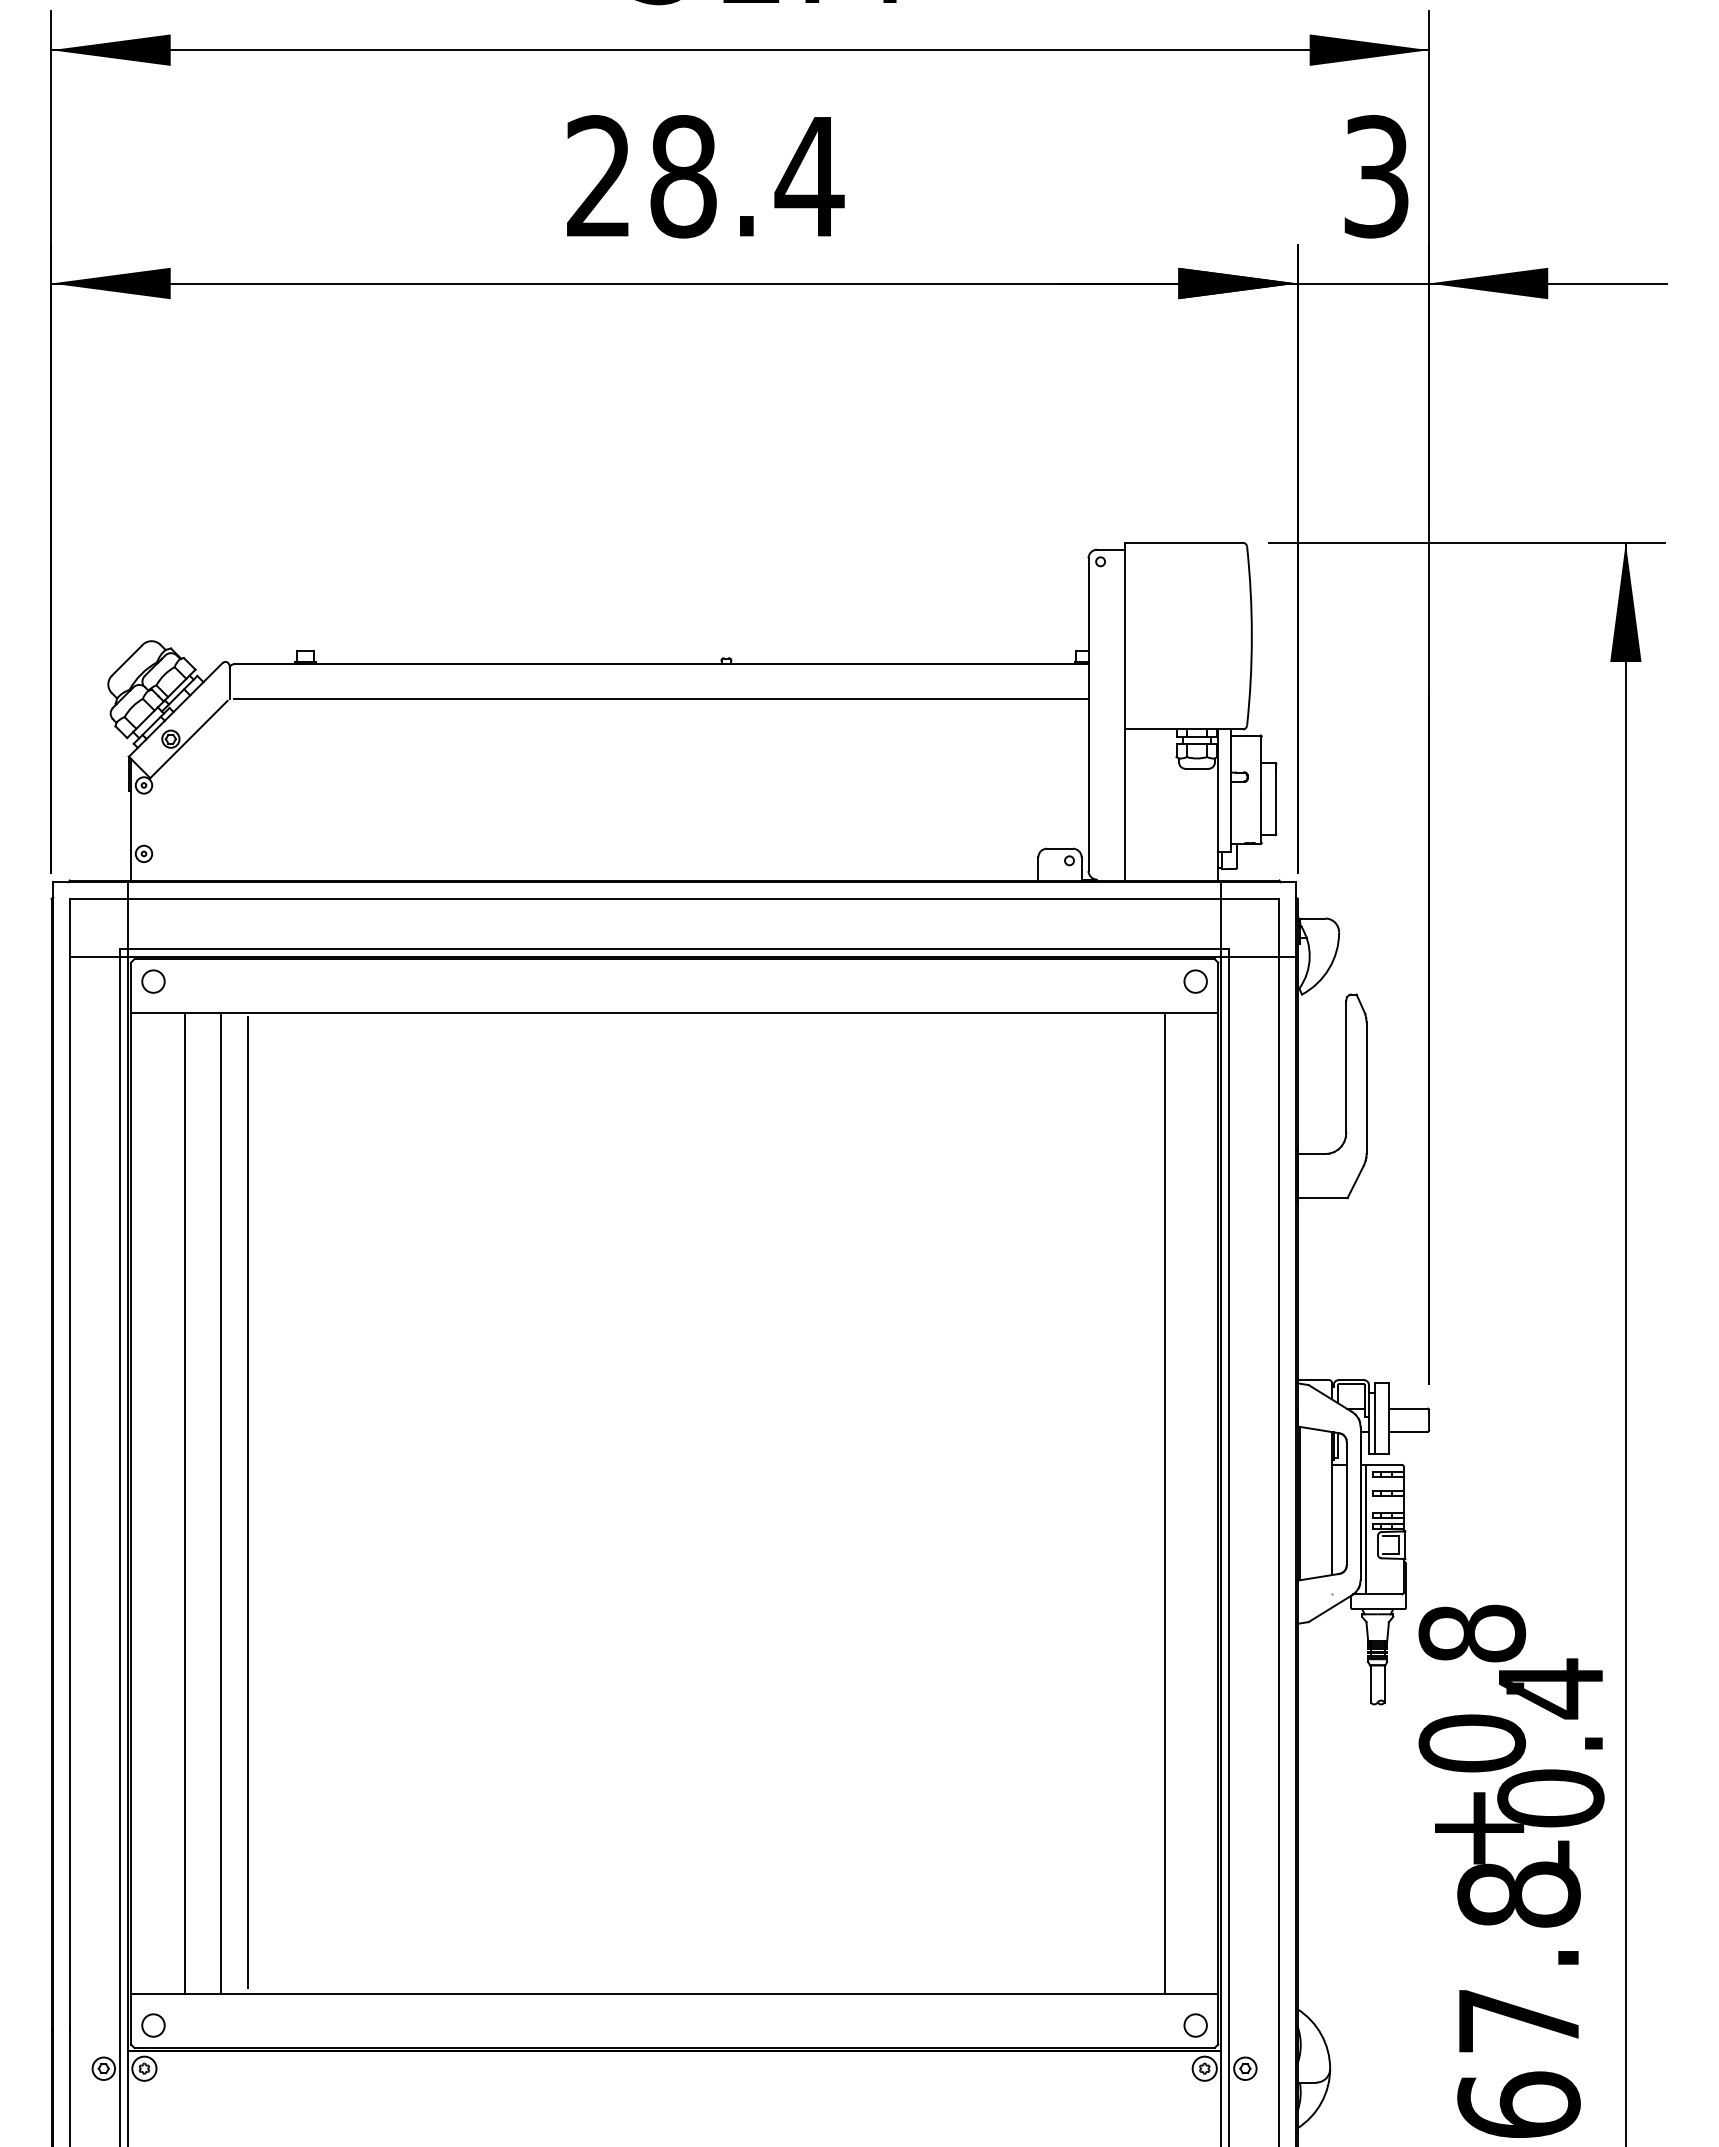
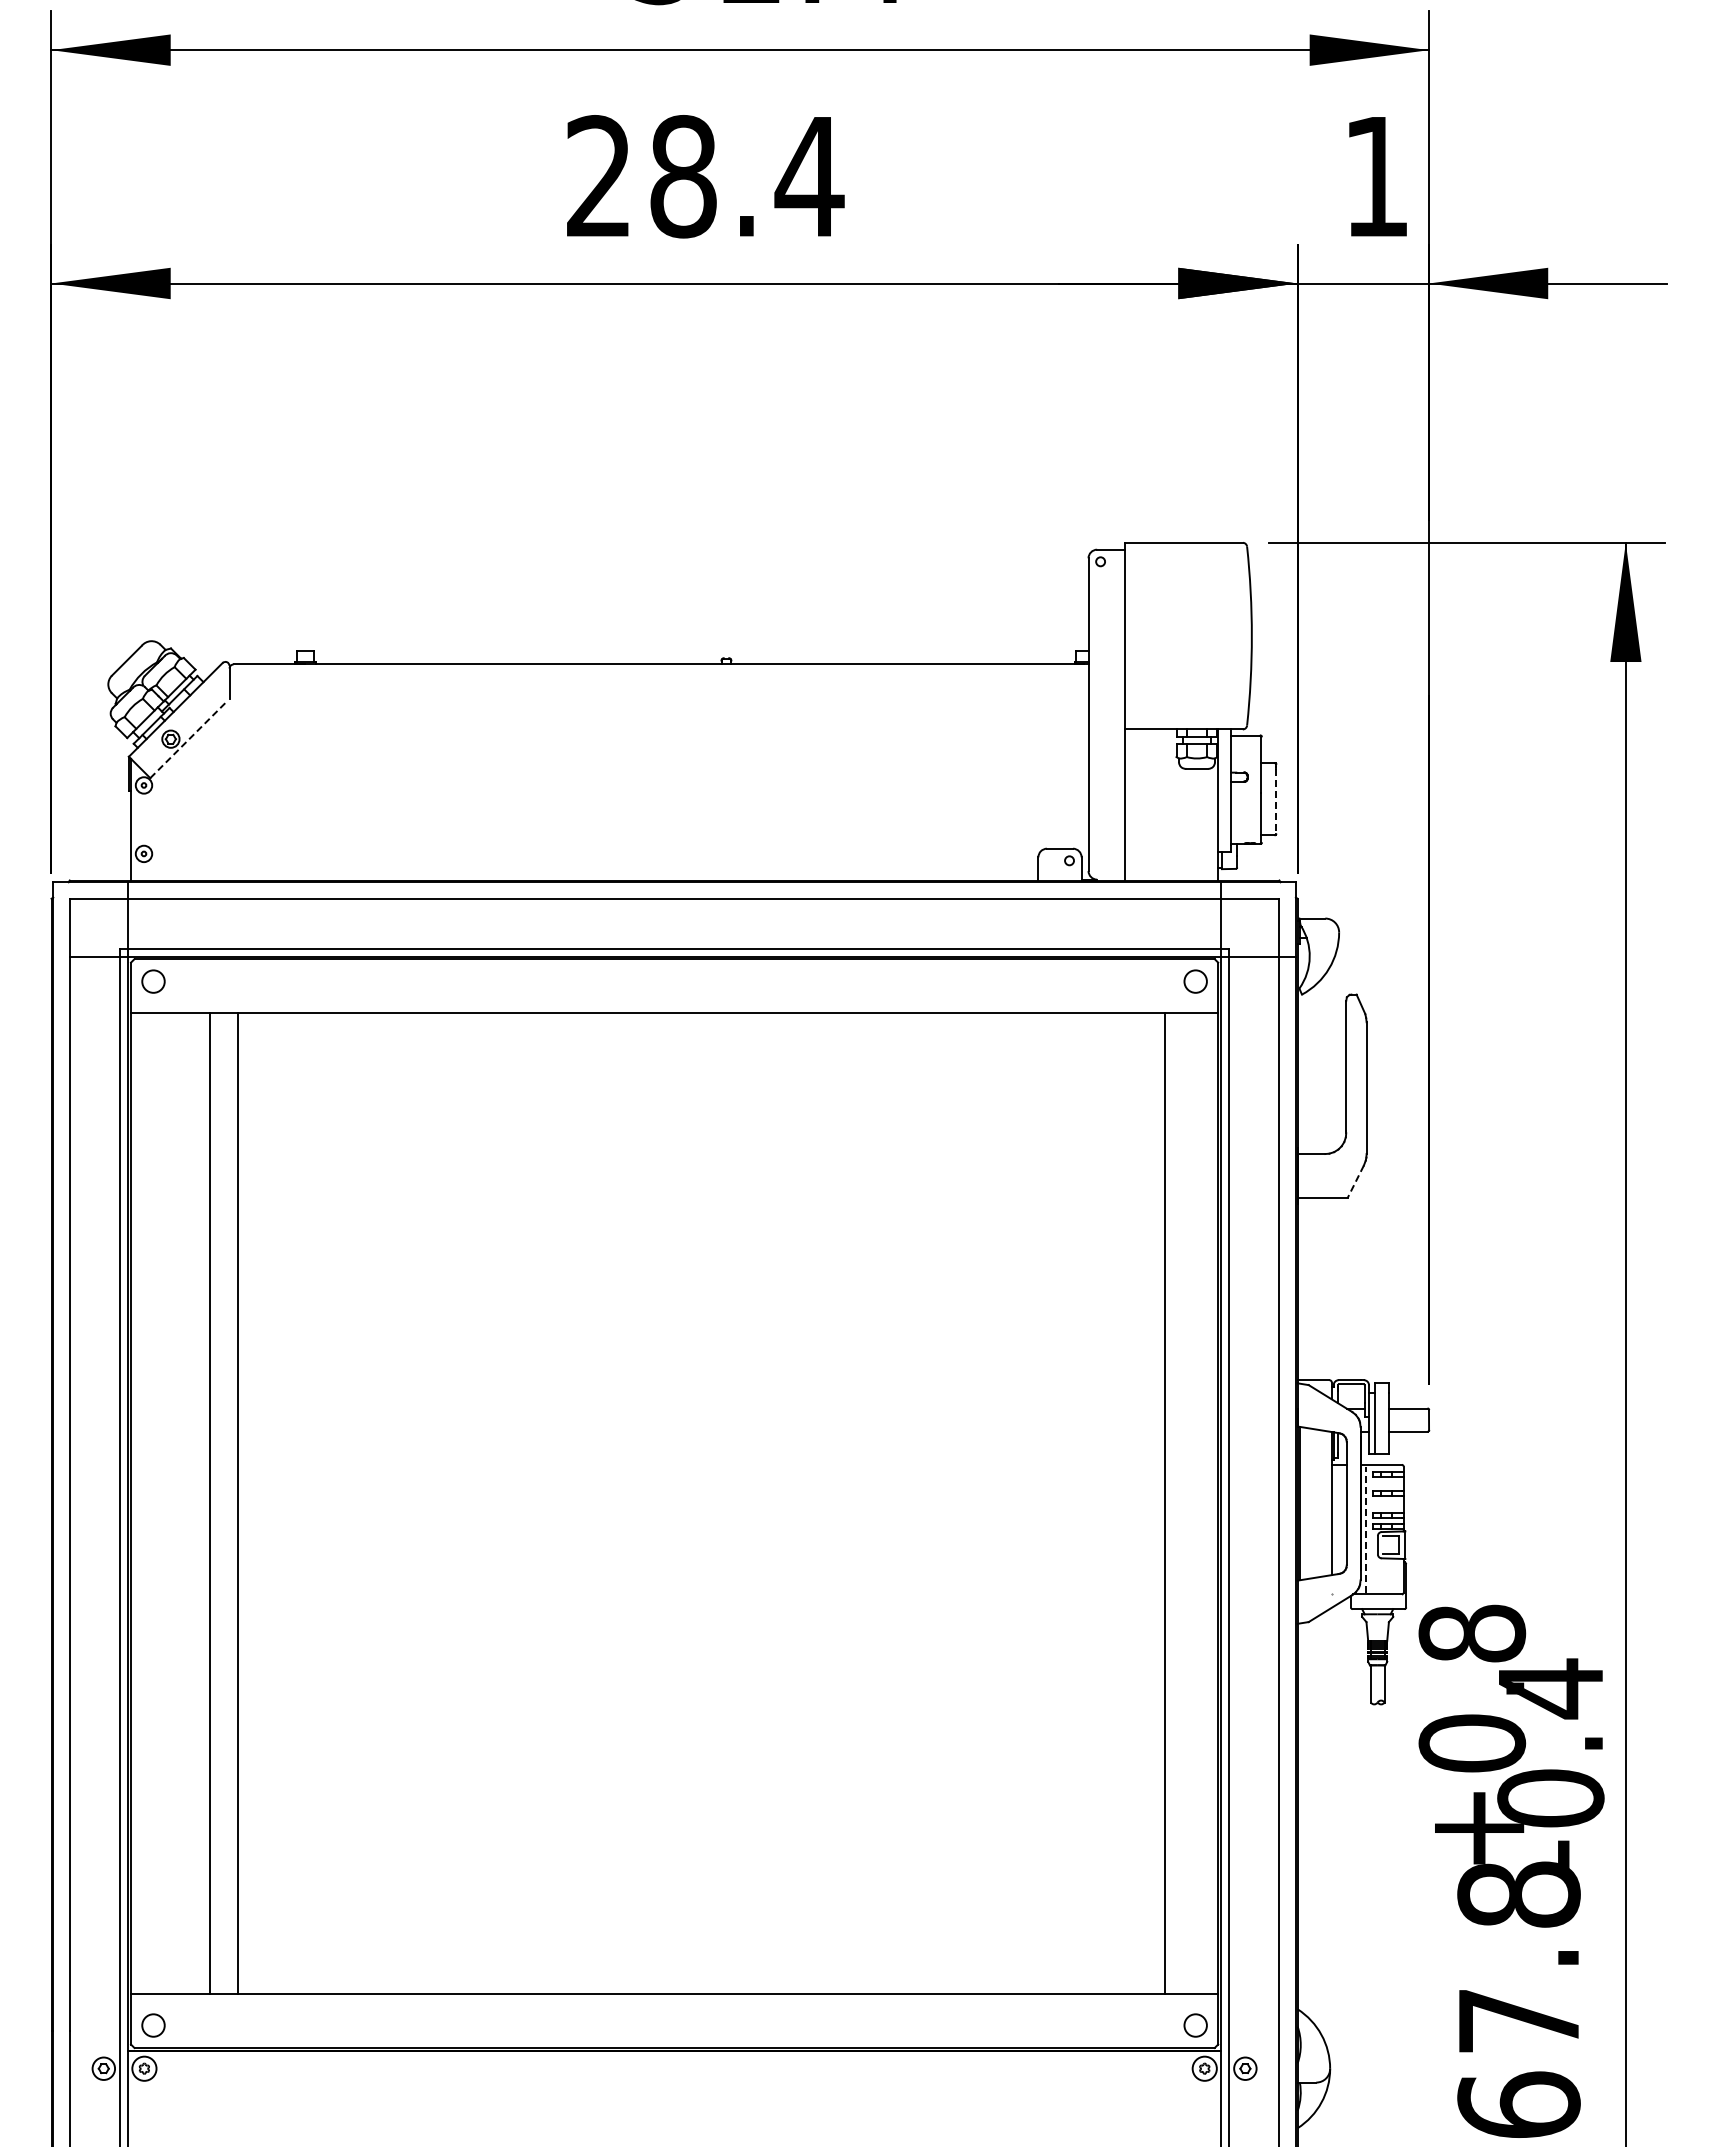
text: 3 -> 1 (1376, 176)
line: present -> none (660, 699)
line: solid -> dashed (188, 739)
line: solid -> dashed (1276, 802)
line: solid -> dashed (1355, 1182)
line: present -> none (247, 1502)
line position: (184, 1503) -> (209, 1503) (209, 1503)
line position: (220, 1503) -> (237, 1503) (237, 1503)
line: solid -> dashed (1365, 1529)
